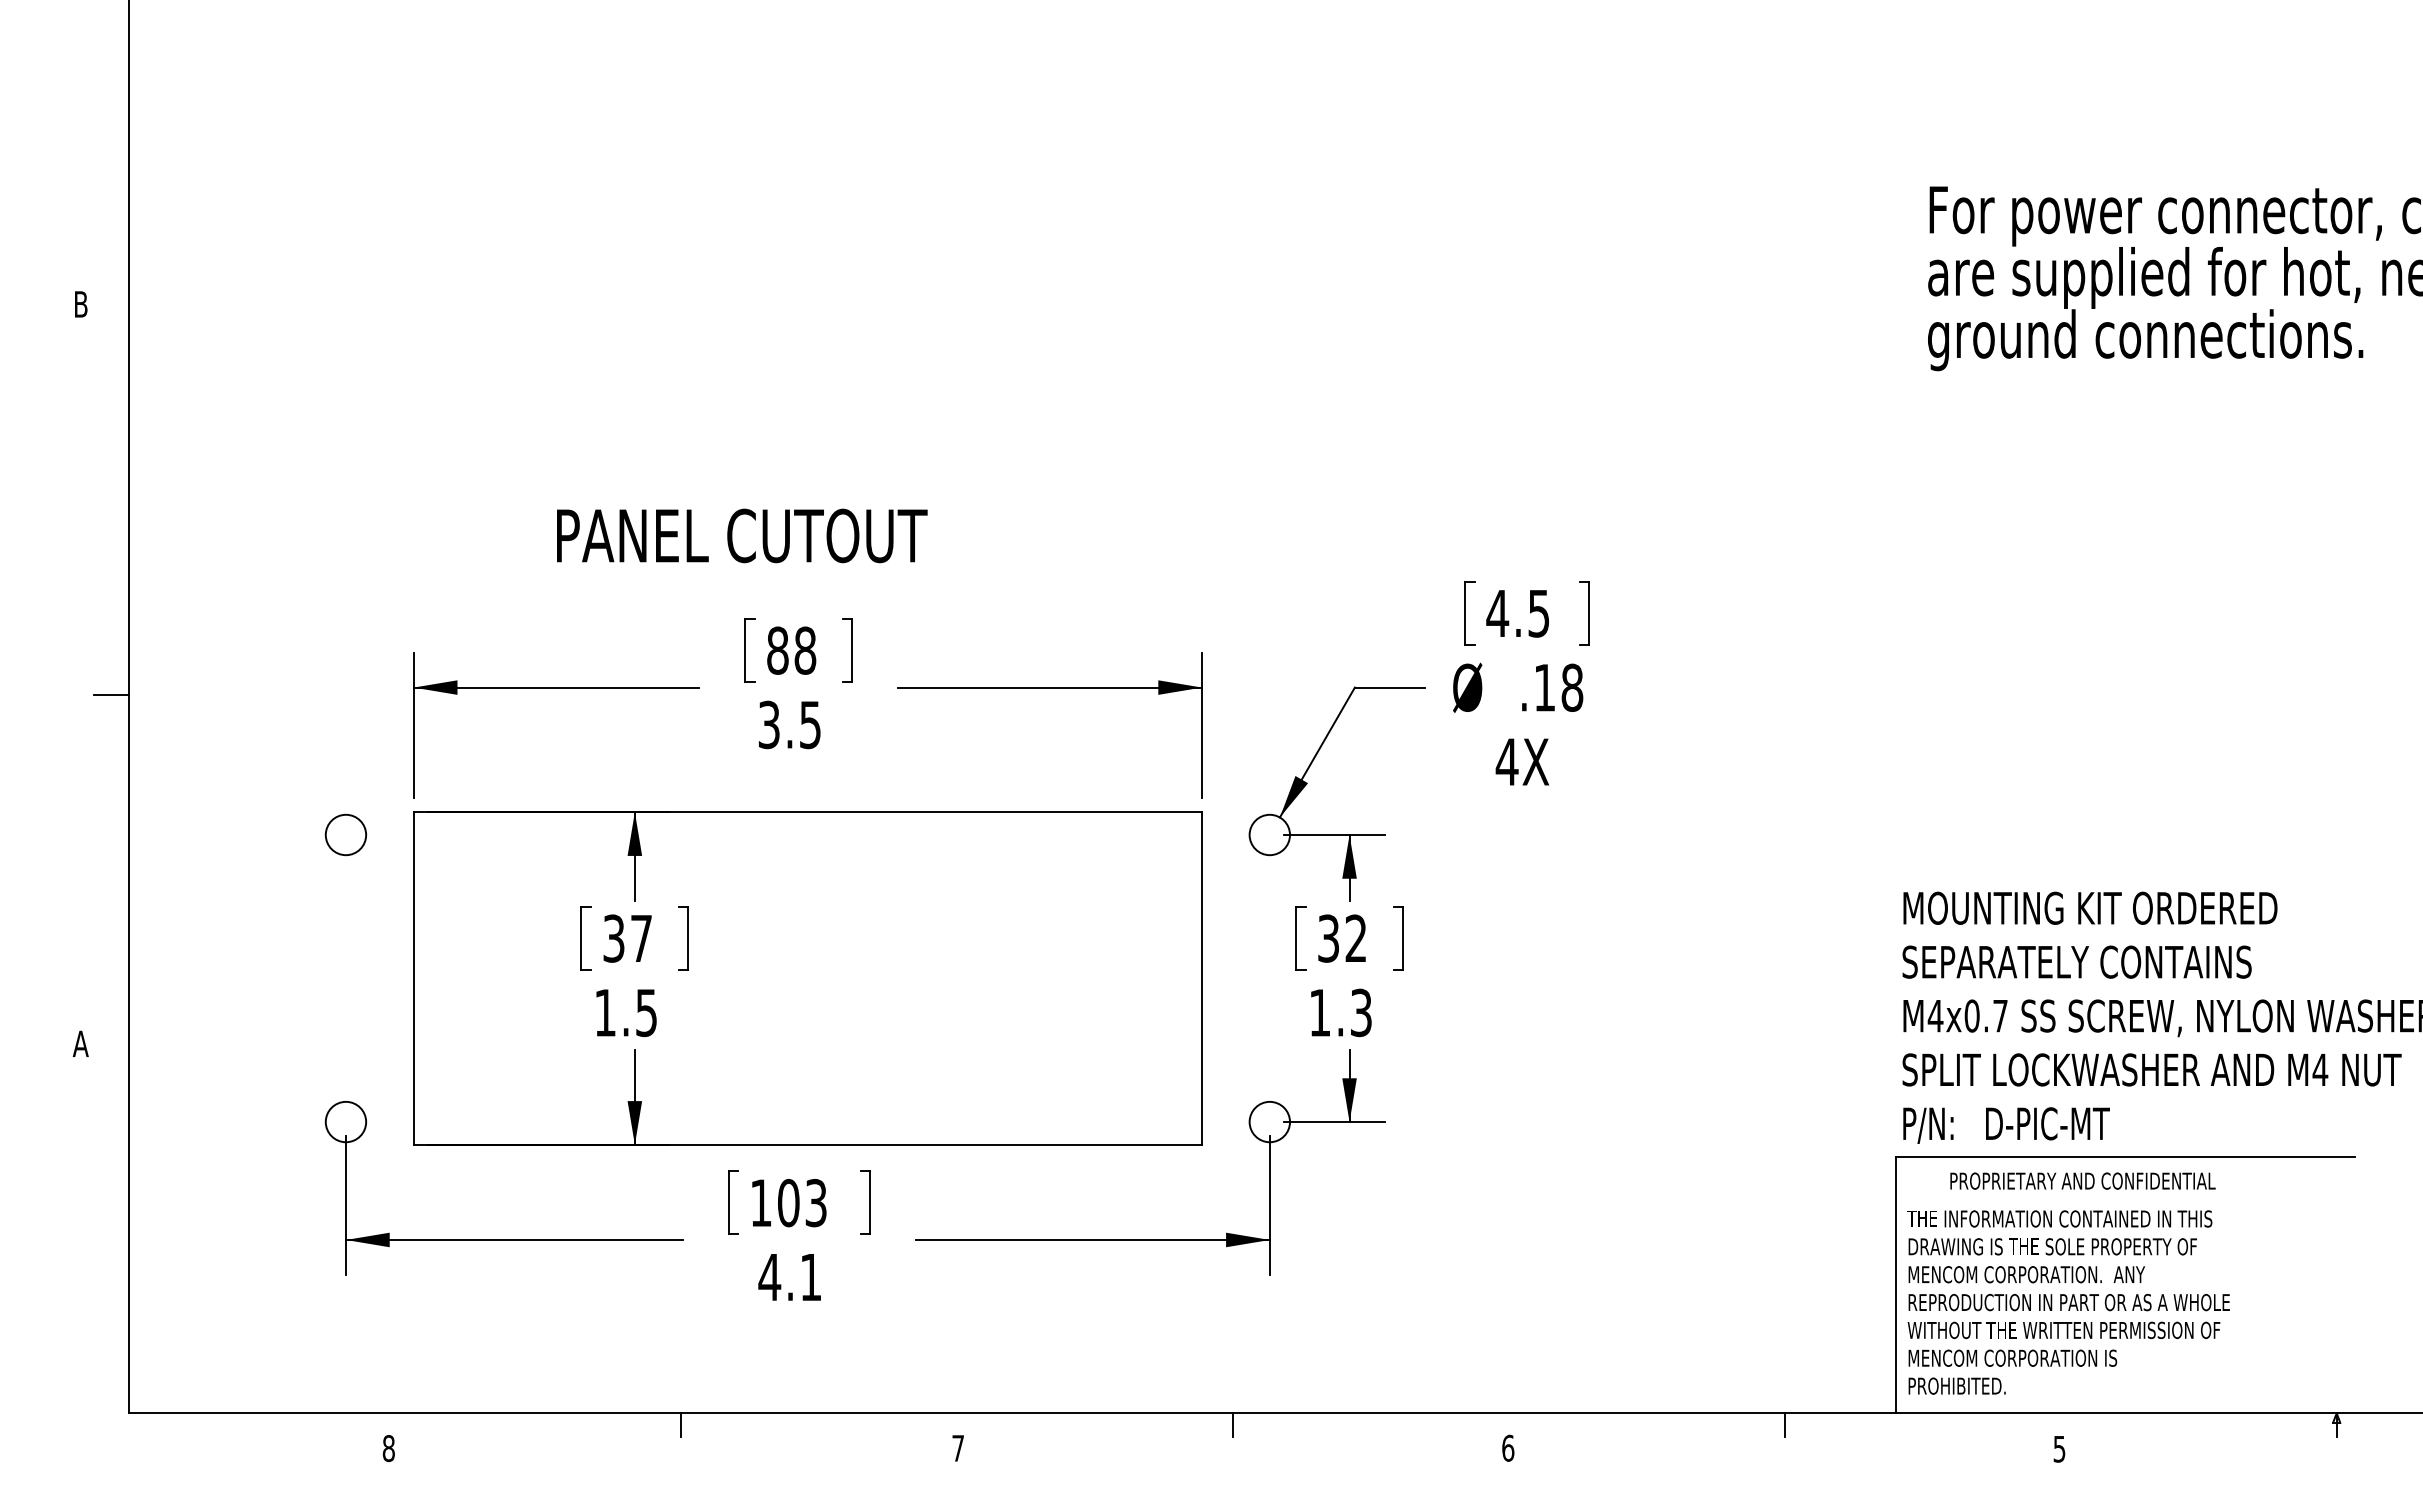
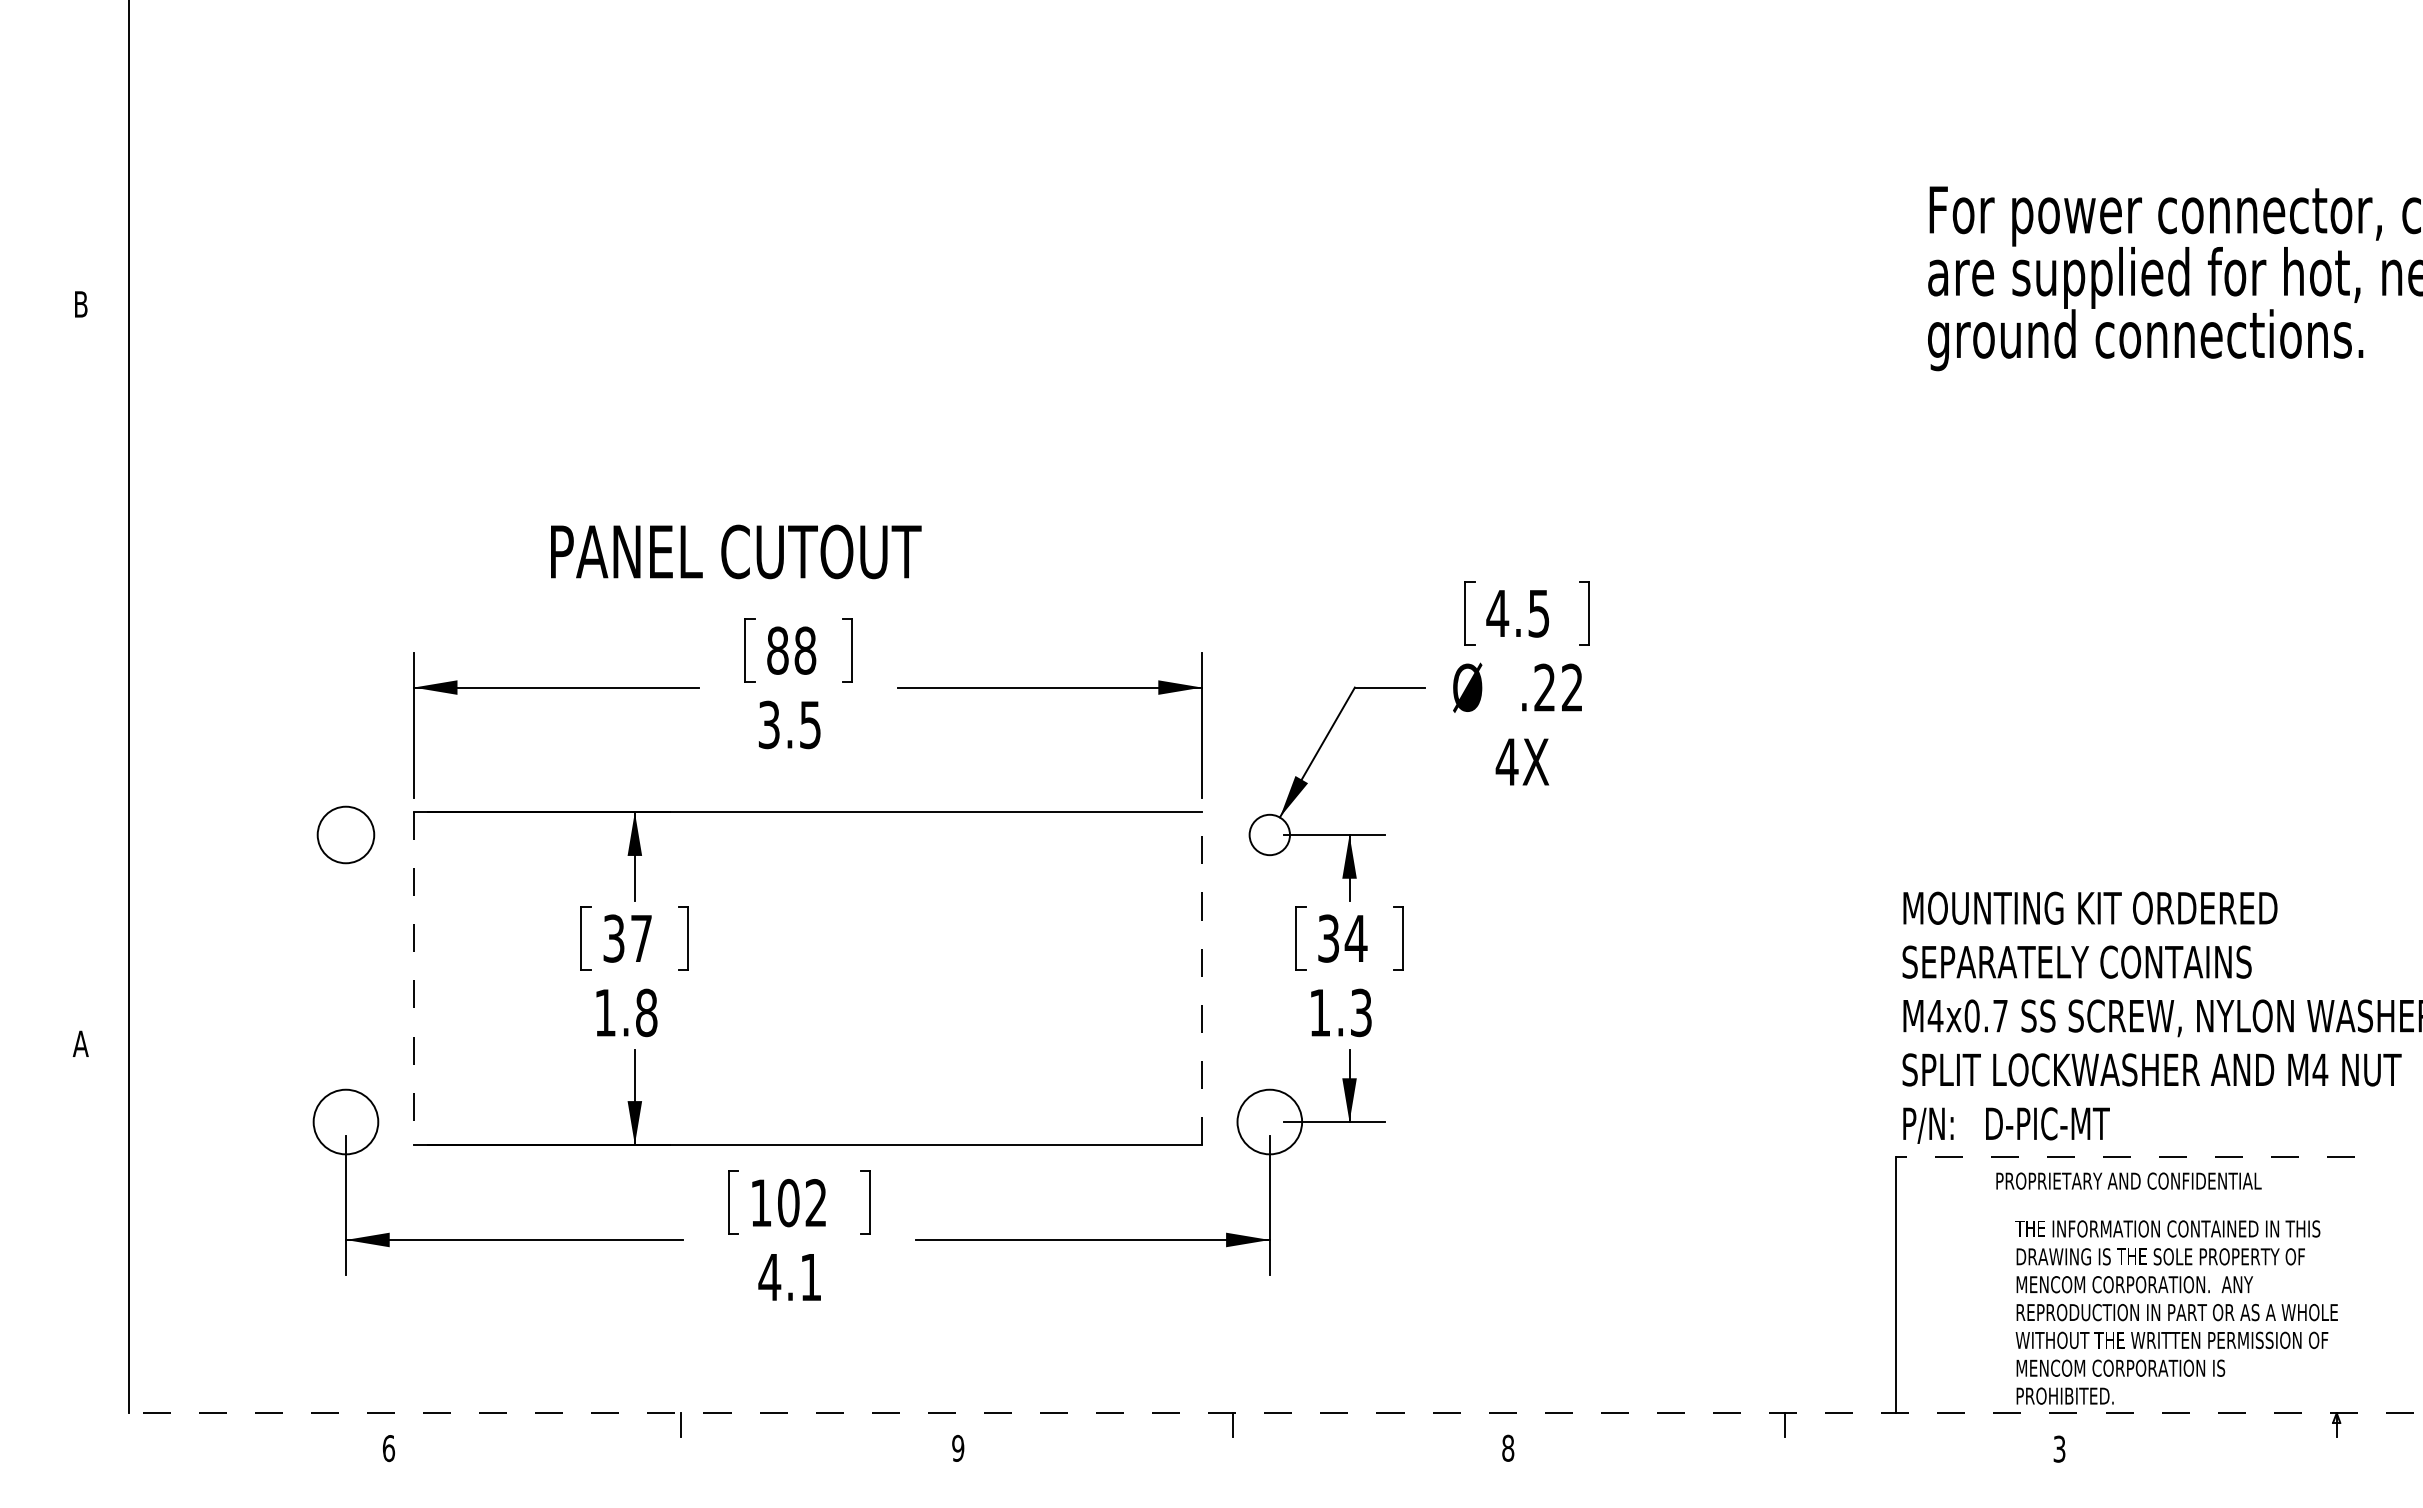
text position: (742, 535) -> (736, 551) (736, 551)
text: .18 -> .22 (1558, 687)
line: present -> none (110, 694)
circle diameter: 40 px -> 57 px (345, 834)
text: 32 -> 34 (1355, 937)
line: solid -> dashed (1202, 978)
line: solid -> dashed (413, 979)
text: 1.5 -> 1.8 (646, 1012)
circle diameter: 40 px -> 65 px (345, 1121)
circle diameter: 40 px -> 65 px (1269, 1121)
line: solid -> dashed (2125, 1156)
text position: (2082, 1180) -> (2128, 1180) (2128, 1180)
text: 103 -> 102 (815, 1203)
text position: (2068, 1302) -> (2176, 1312) (2176, 1312)
line: solid -> dashed (1275, 1413)
text: 7 -> 9 (958, 1447)
text: 6 -> 8 (1508, 1447)
text: 8 -> 6 (388, 1448)
text: 5 -> 3 (2059, 1448)
